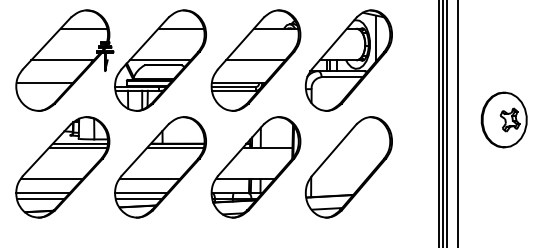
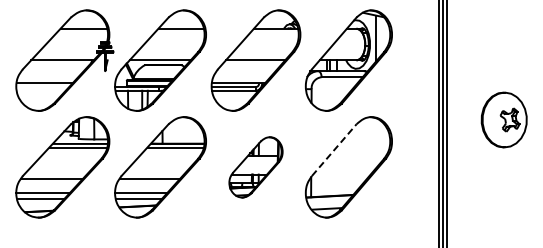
line: present -> none (457, 123)
line: solid -> dashed (334, 149)
part size: 92x103 px -> 56x63 px (255, 167)
